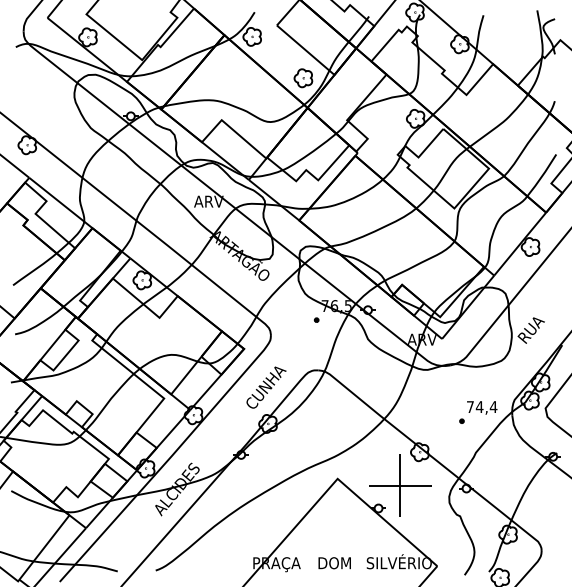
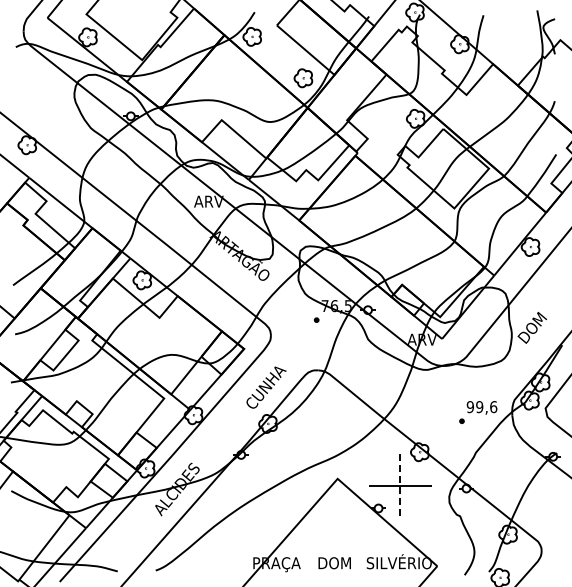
text: RUA -> DOM (534, 326)
text: 74,4 -> 99,6 (481, 407)
line: solid -> dashed (400, 485)
